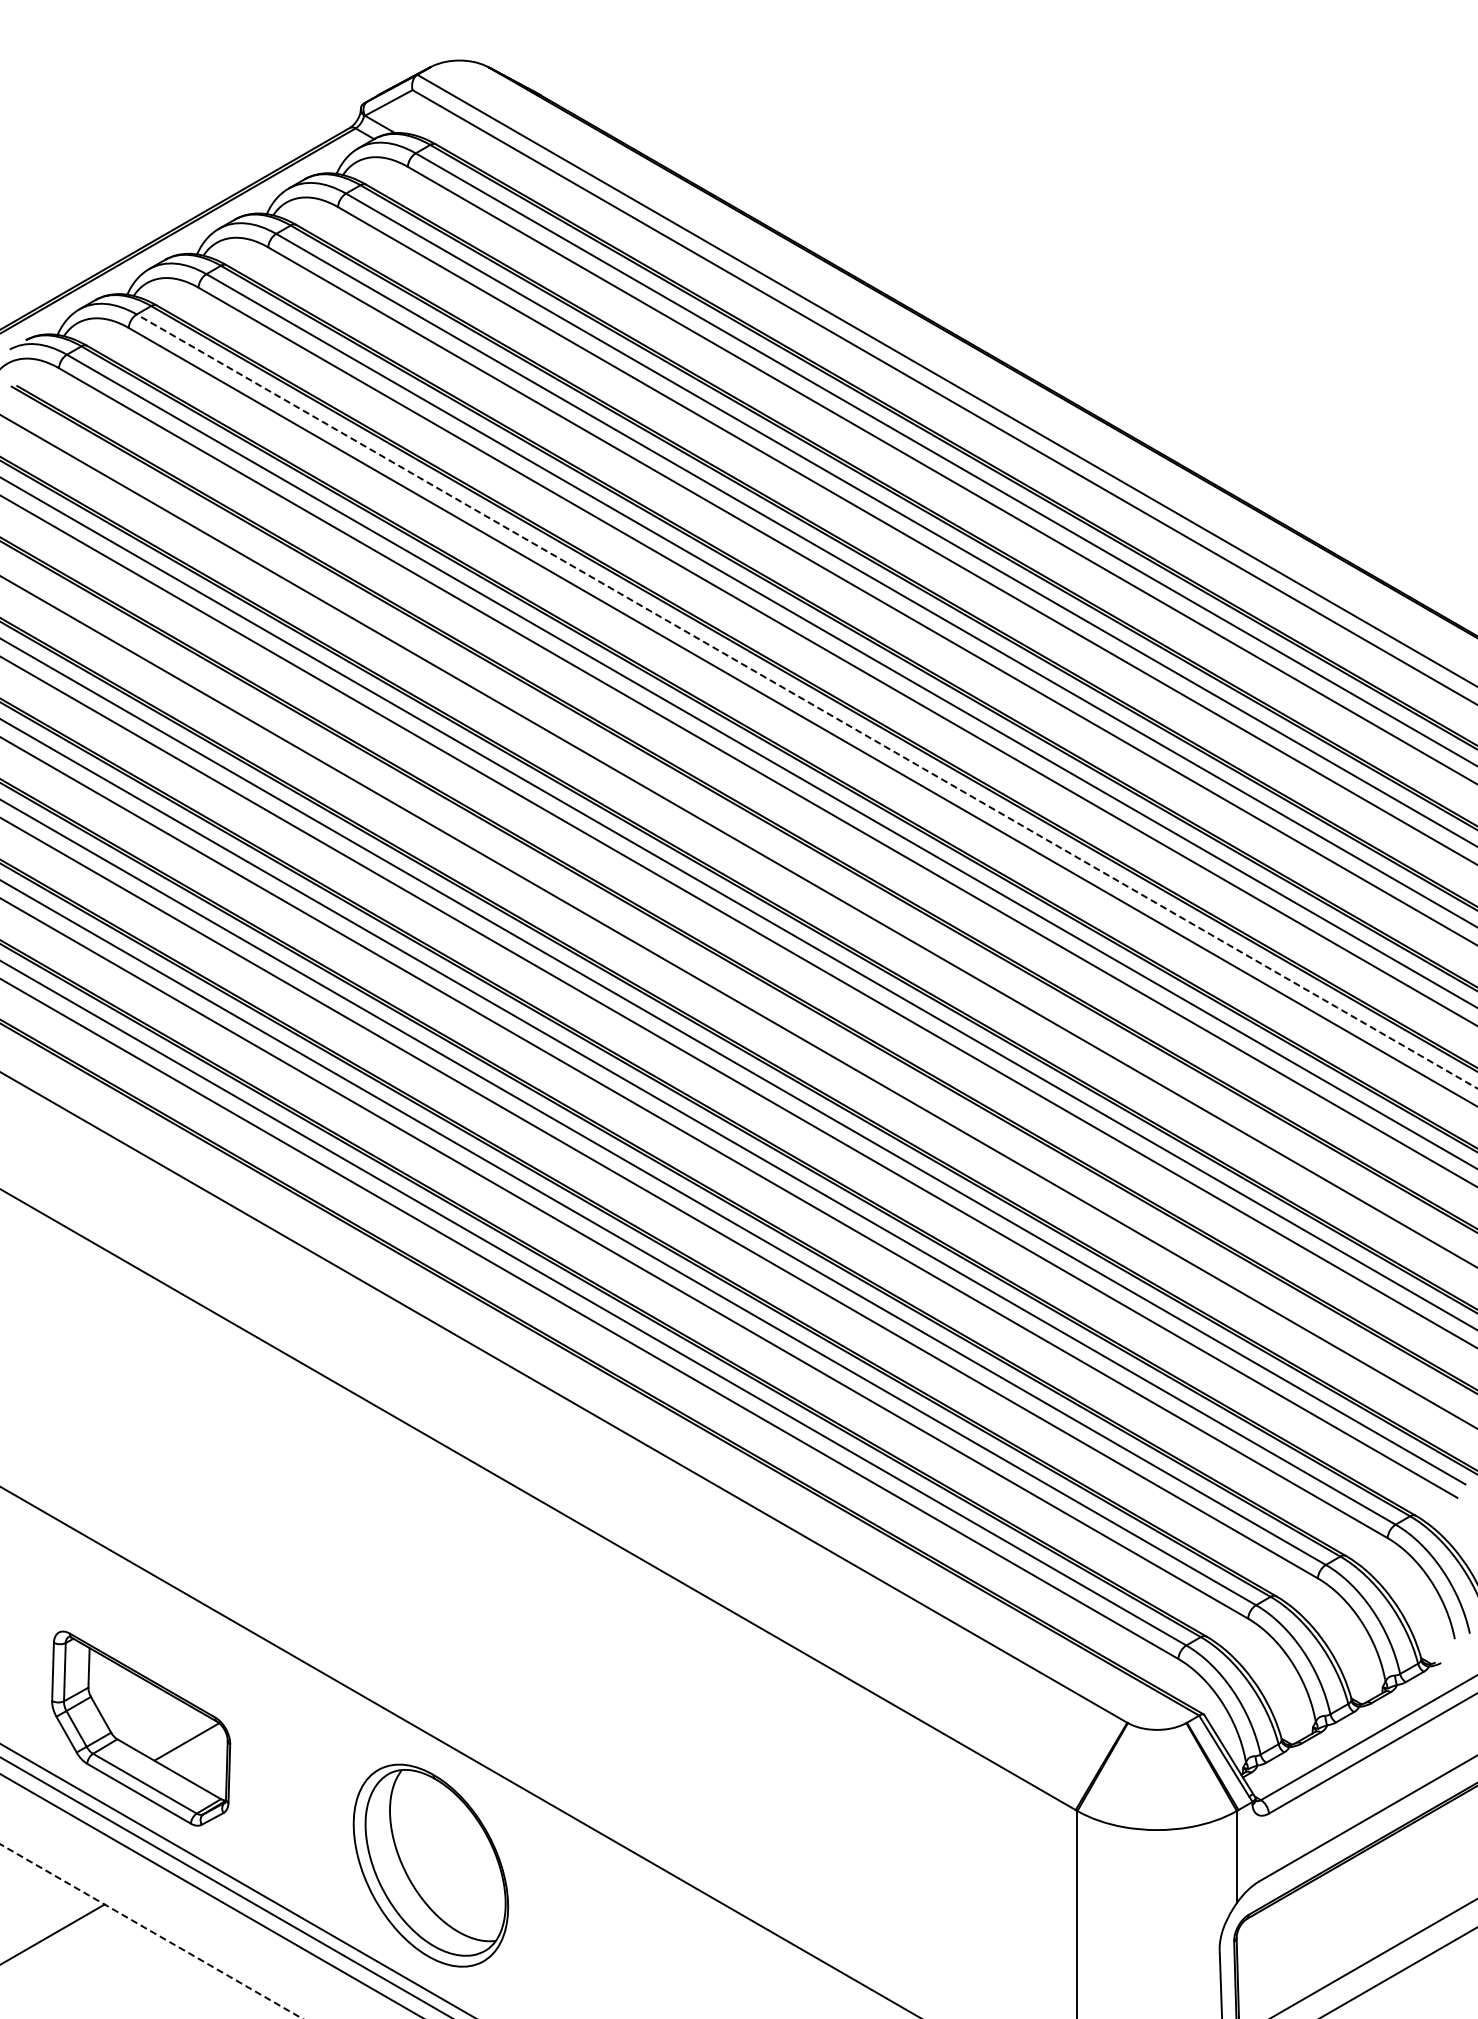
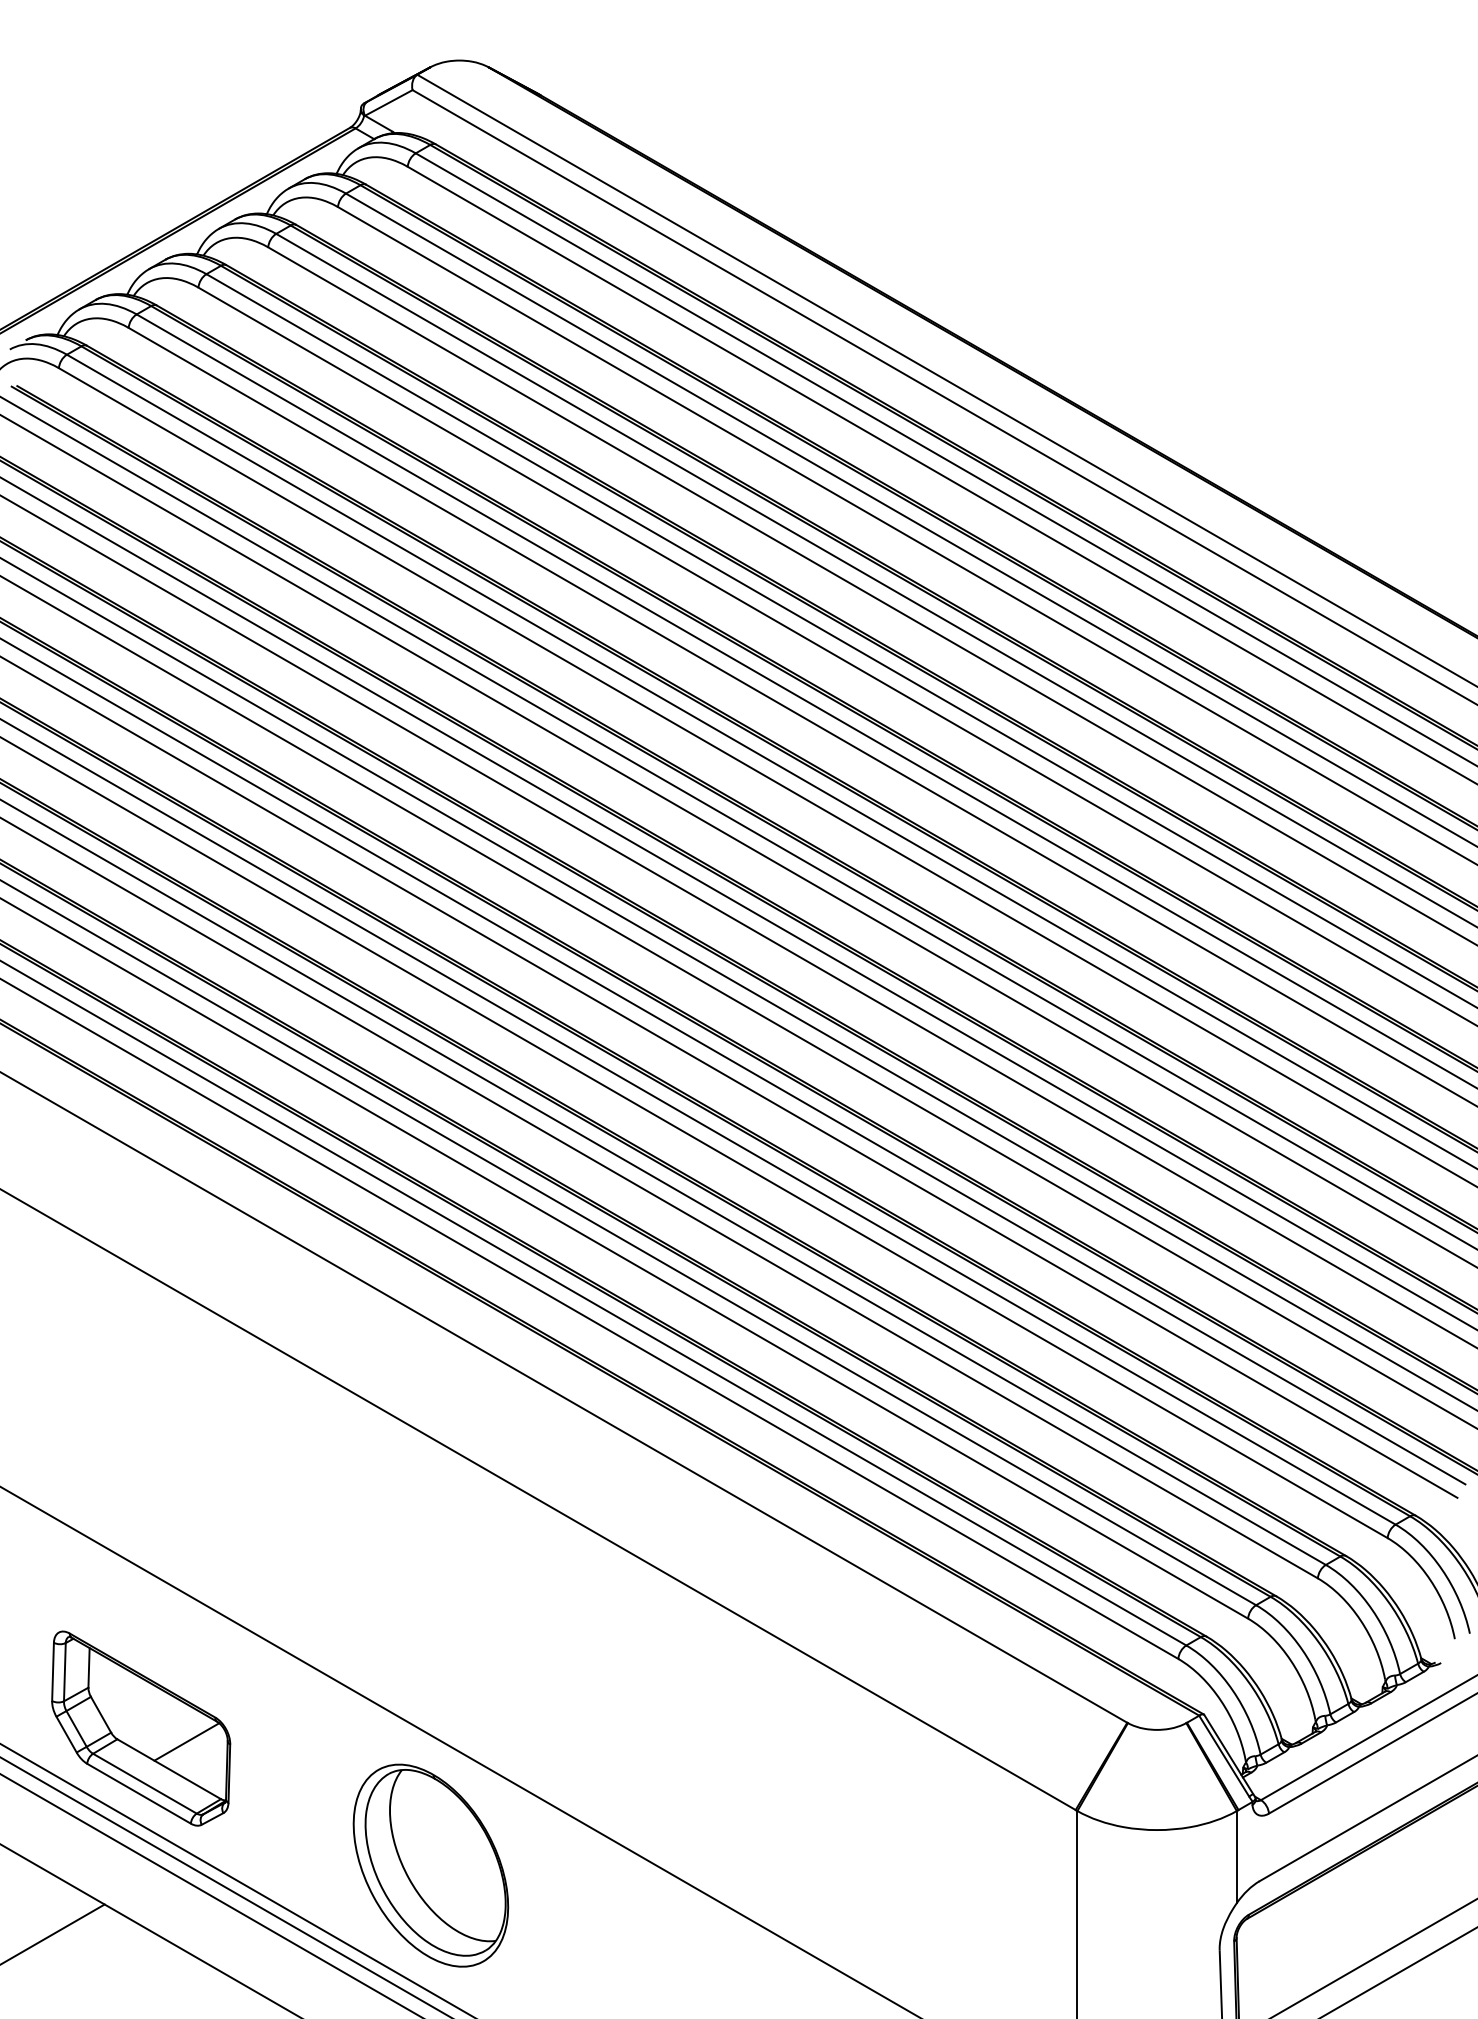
line: dashed -> solid (806, 701)
line: none -> present (738, 823)
line: none -> present (738, 984)
line: dashed -> solid (151, 1931)
